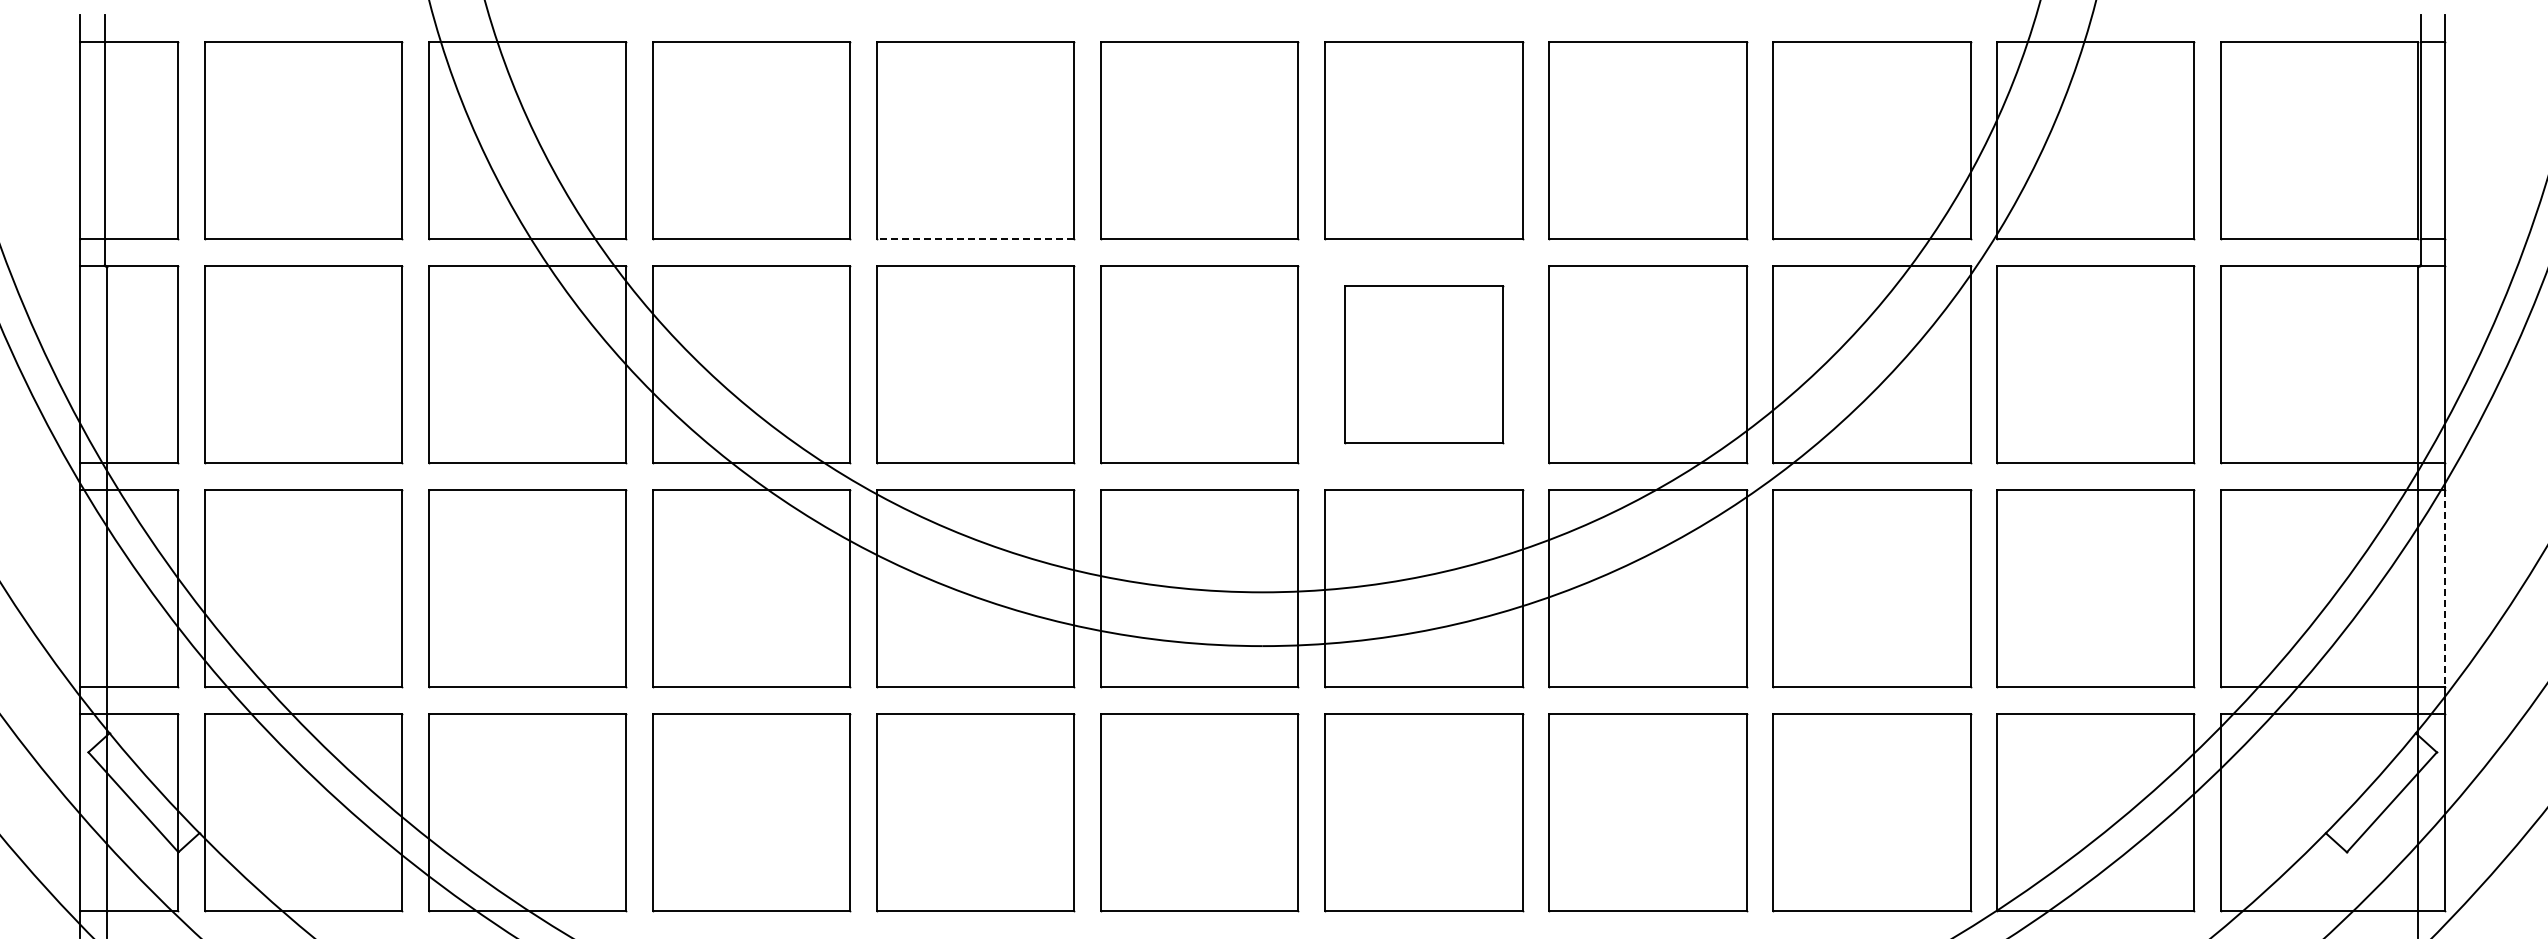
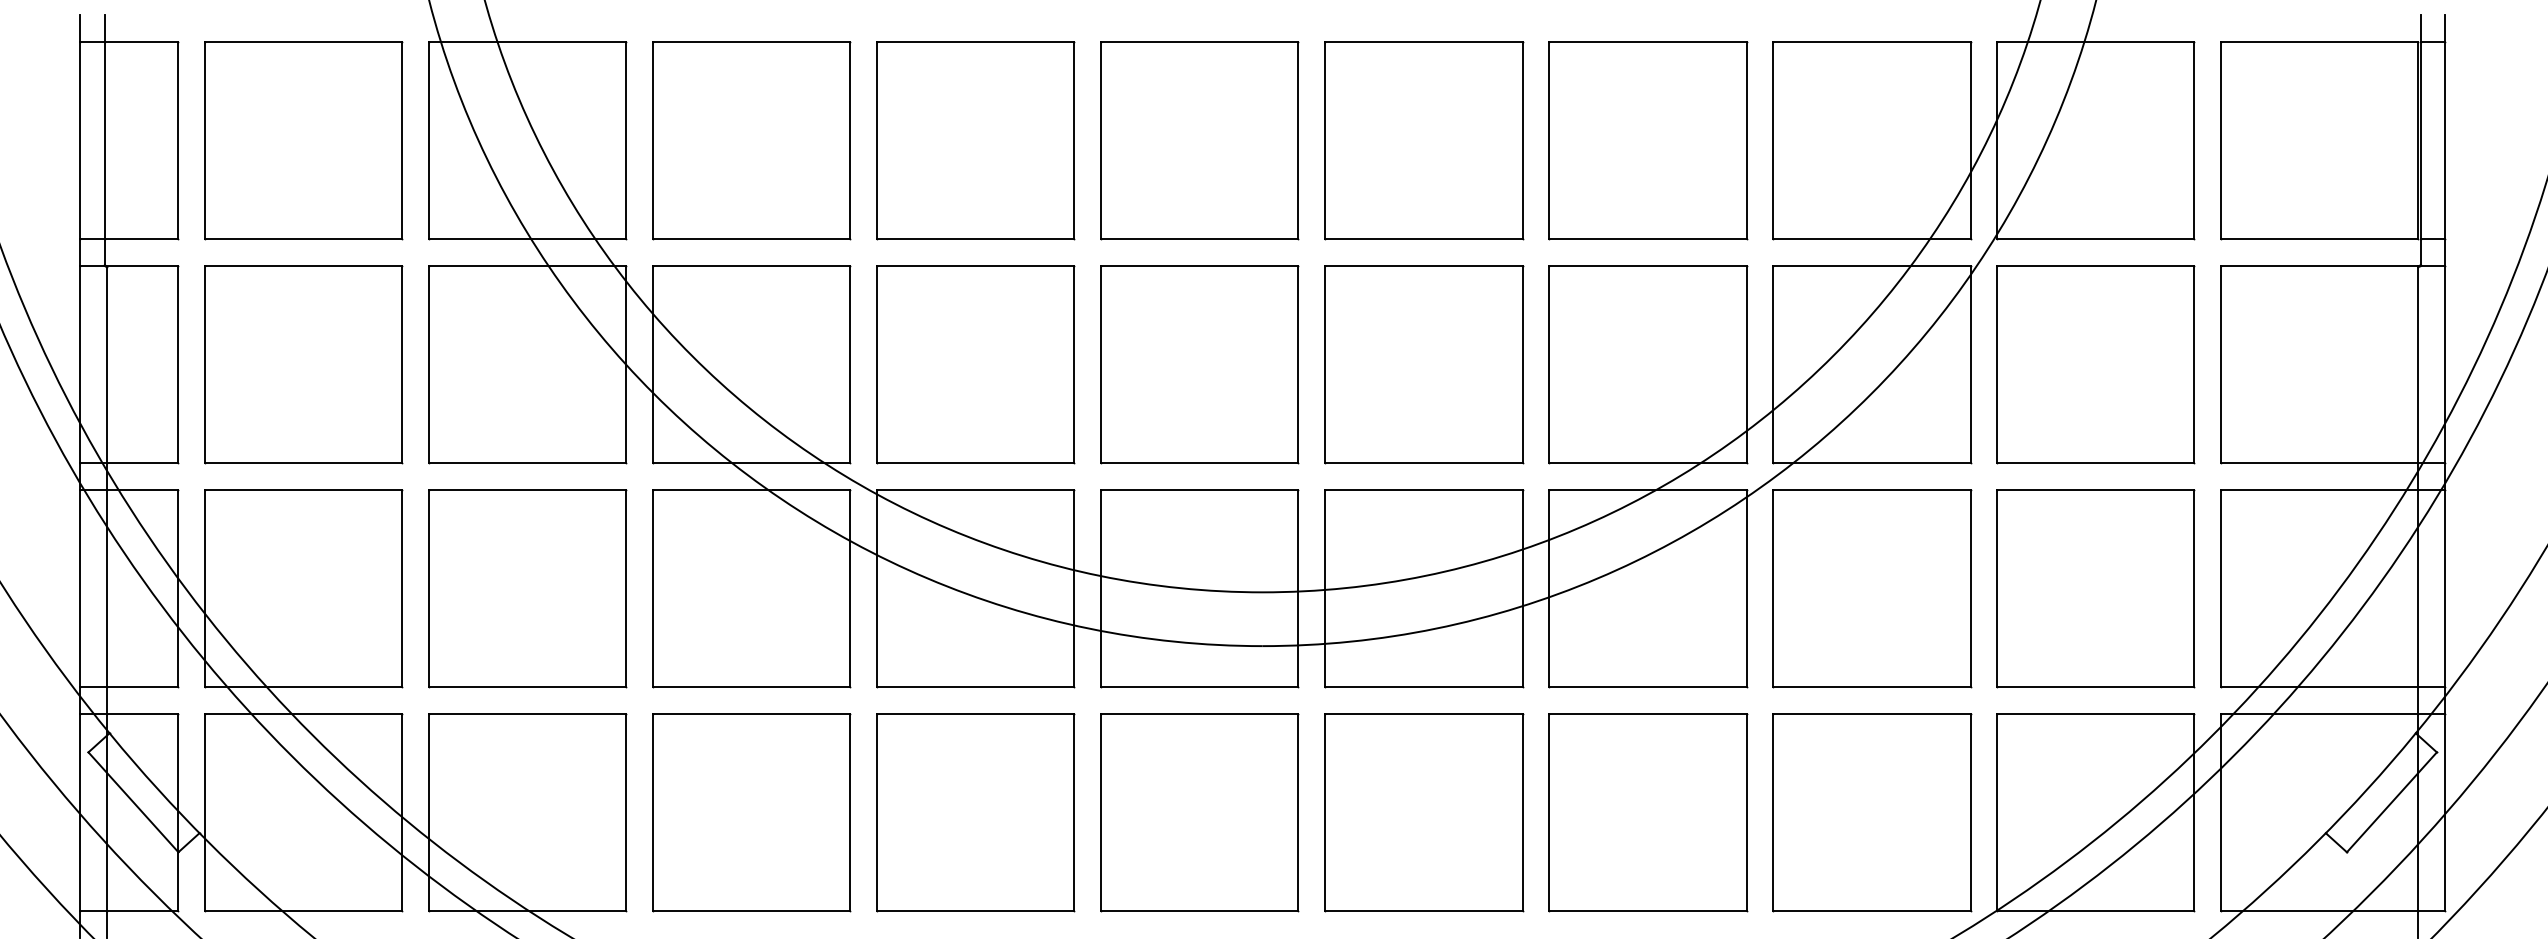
line: dashed -> solid (975, 238)
part size: 161x160 px -> 201x200 px (1424, 364)
line: dashed -> solid (2445, 588)
